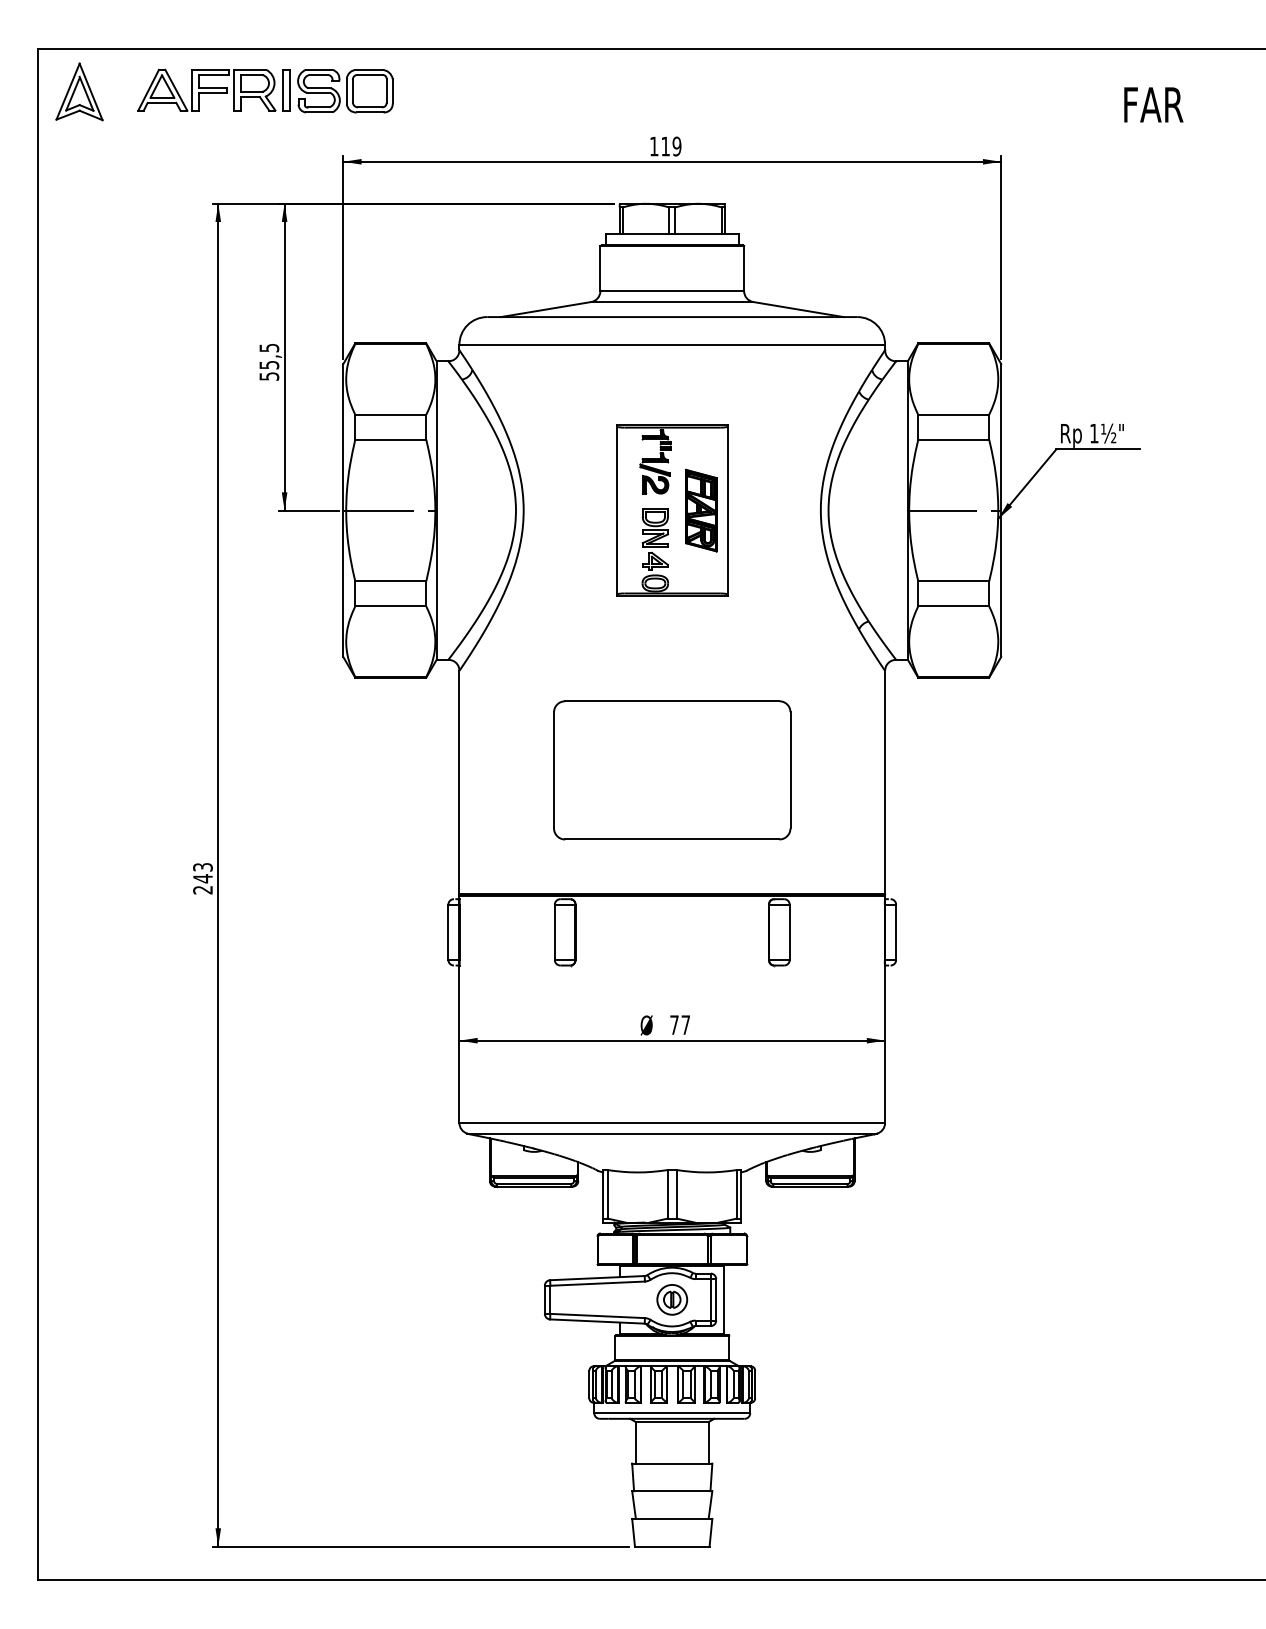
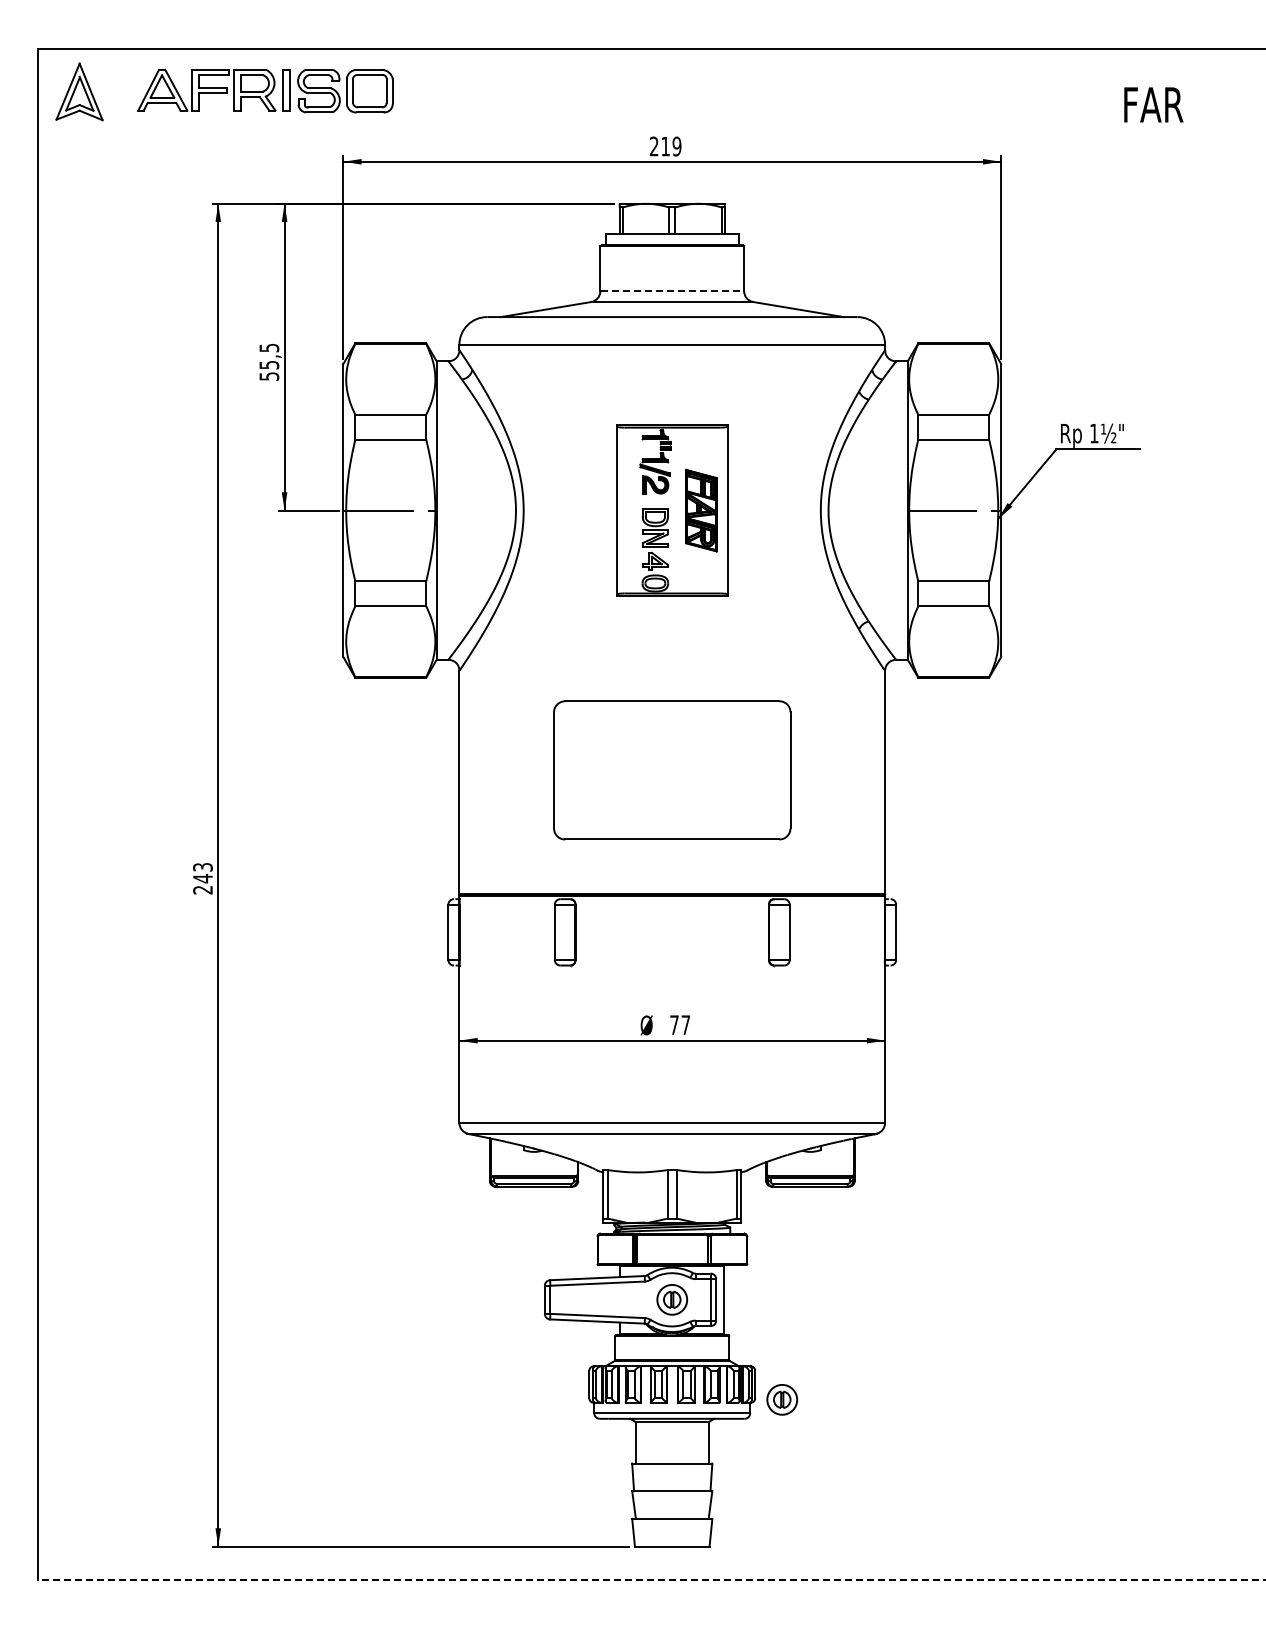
text: 119 -> 219 (654, 146)
line: solid -> dashed (672, 291)
part: none -> present (782, 1399)
line: solid -> dashed (651, 1580)
